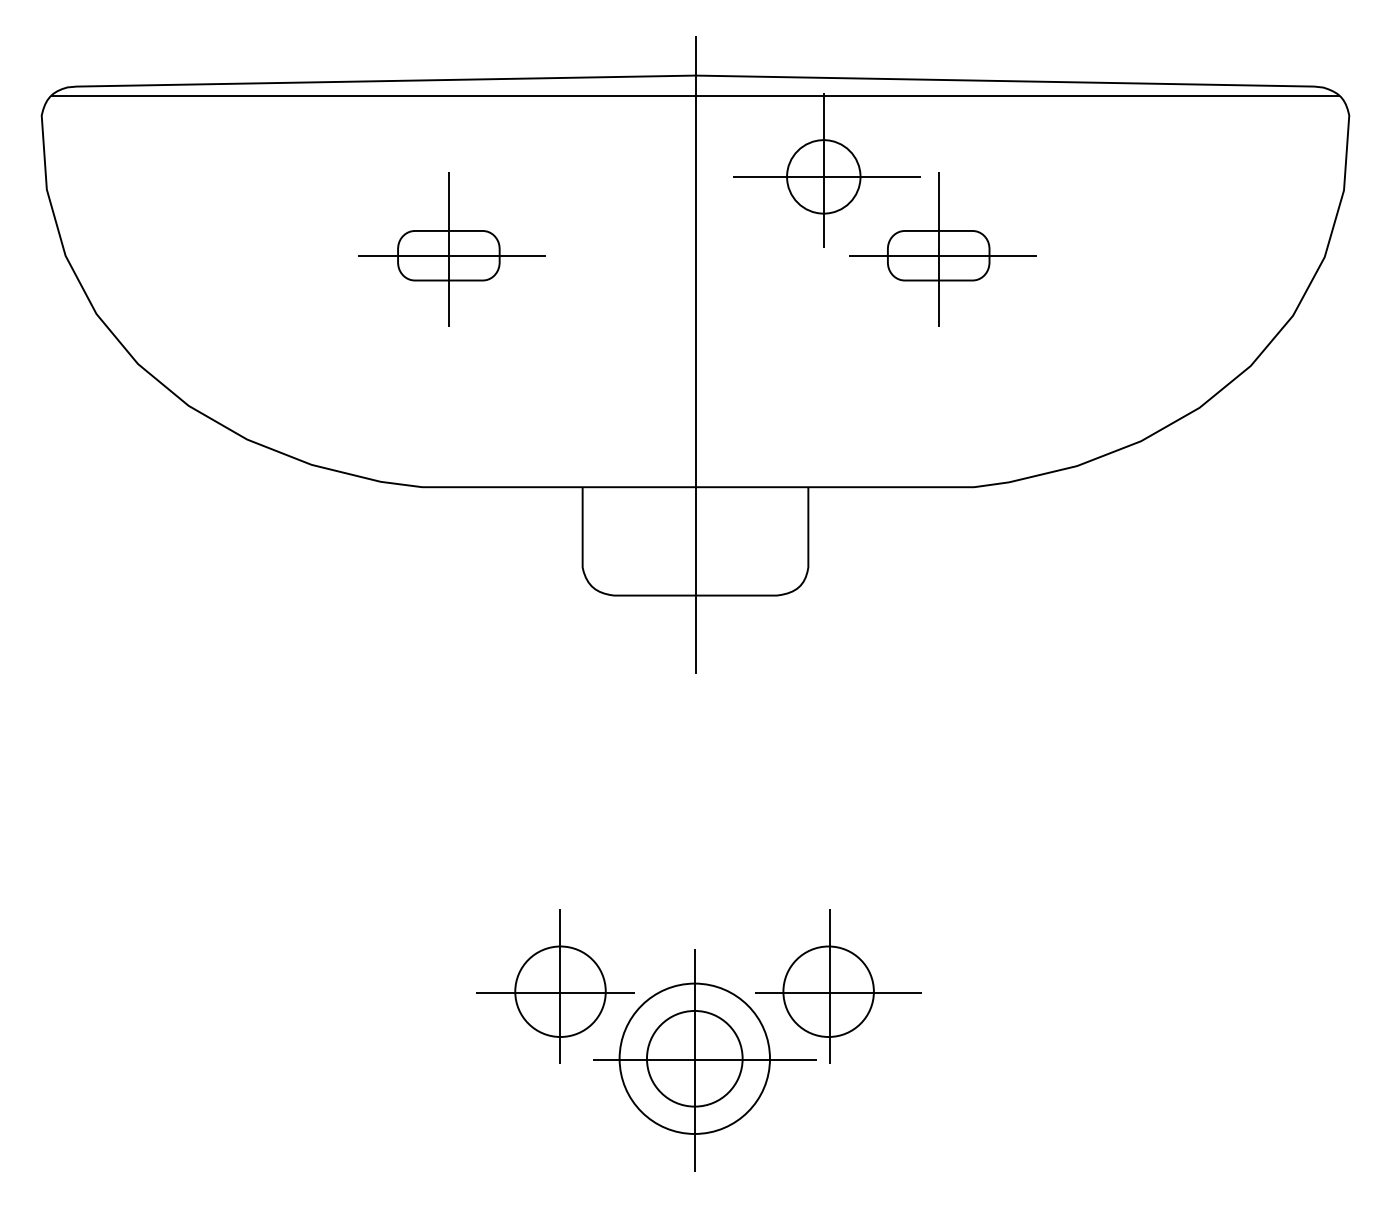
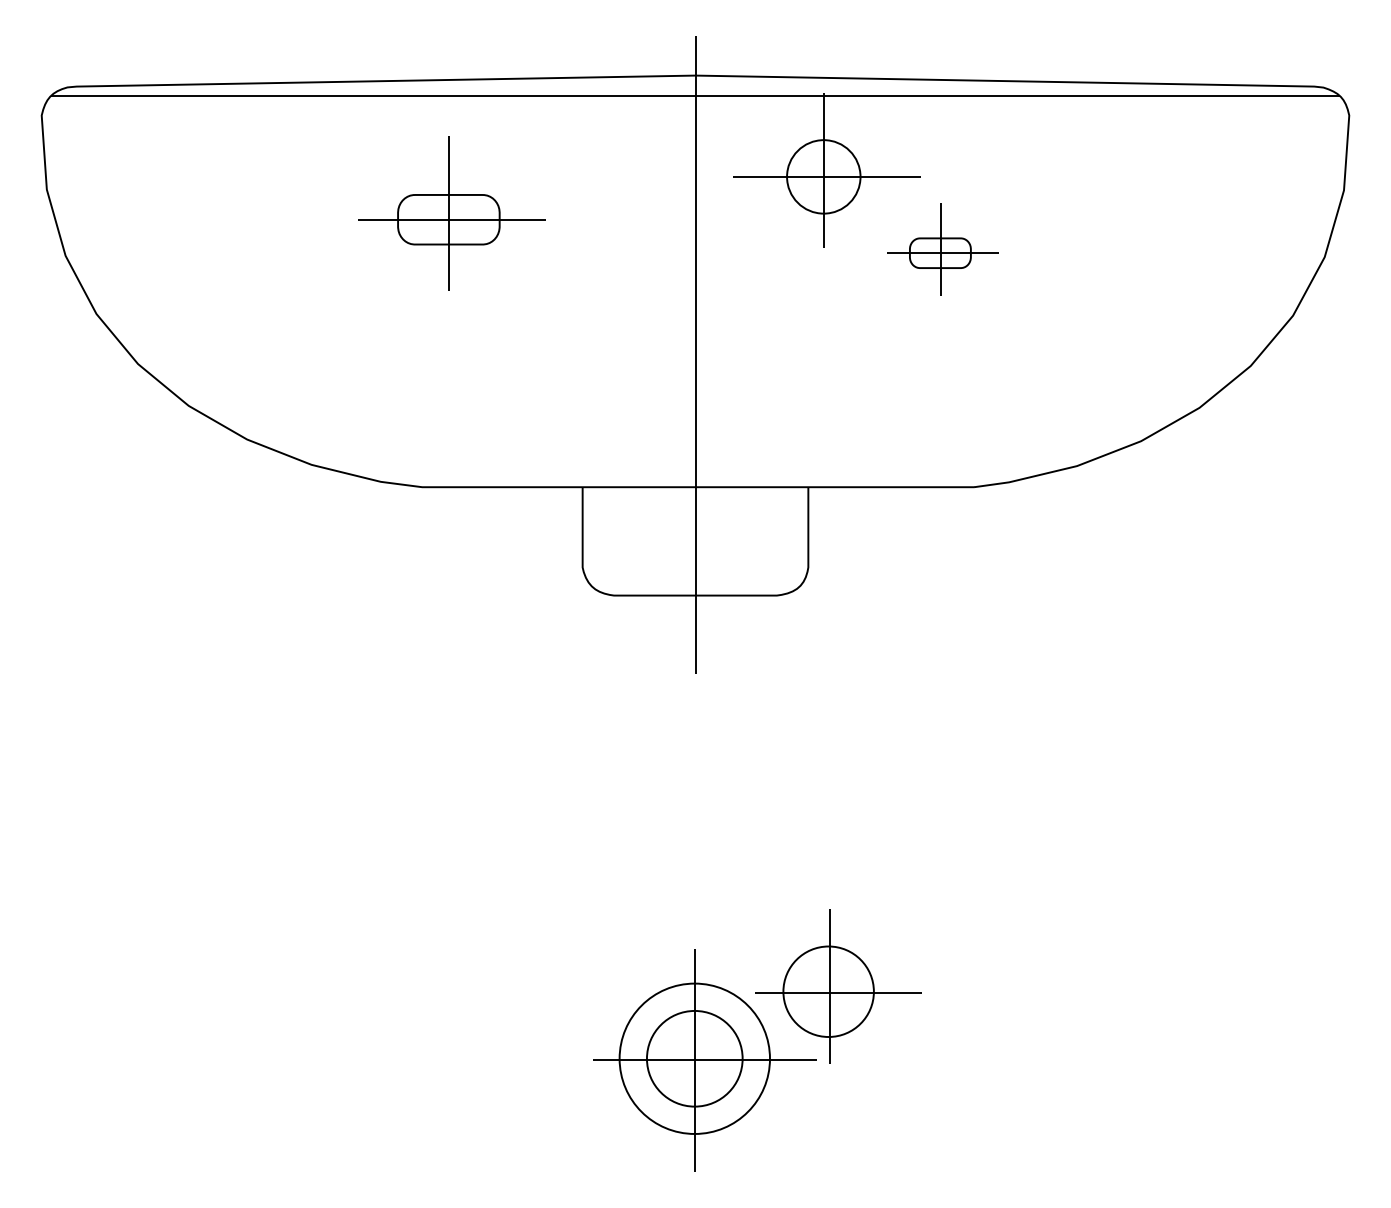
part position: (451, 249) -> (451, 213) (451, 213)
part size: 188x155 px -> 112x93 px (942, 249)
part: present -> none (555, 986)
